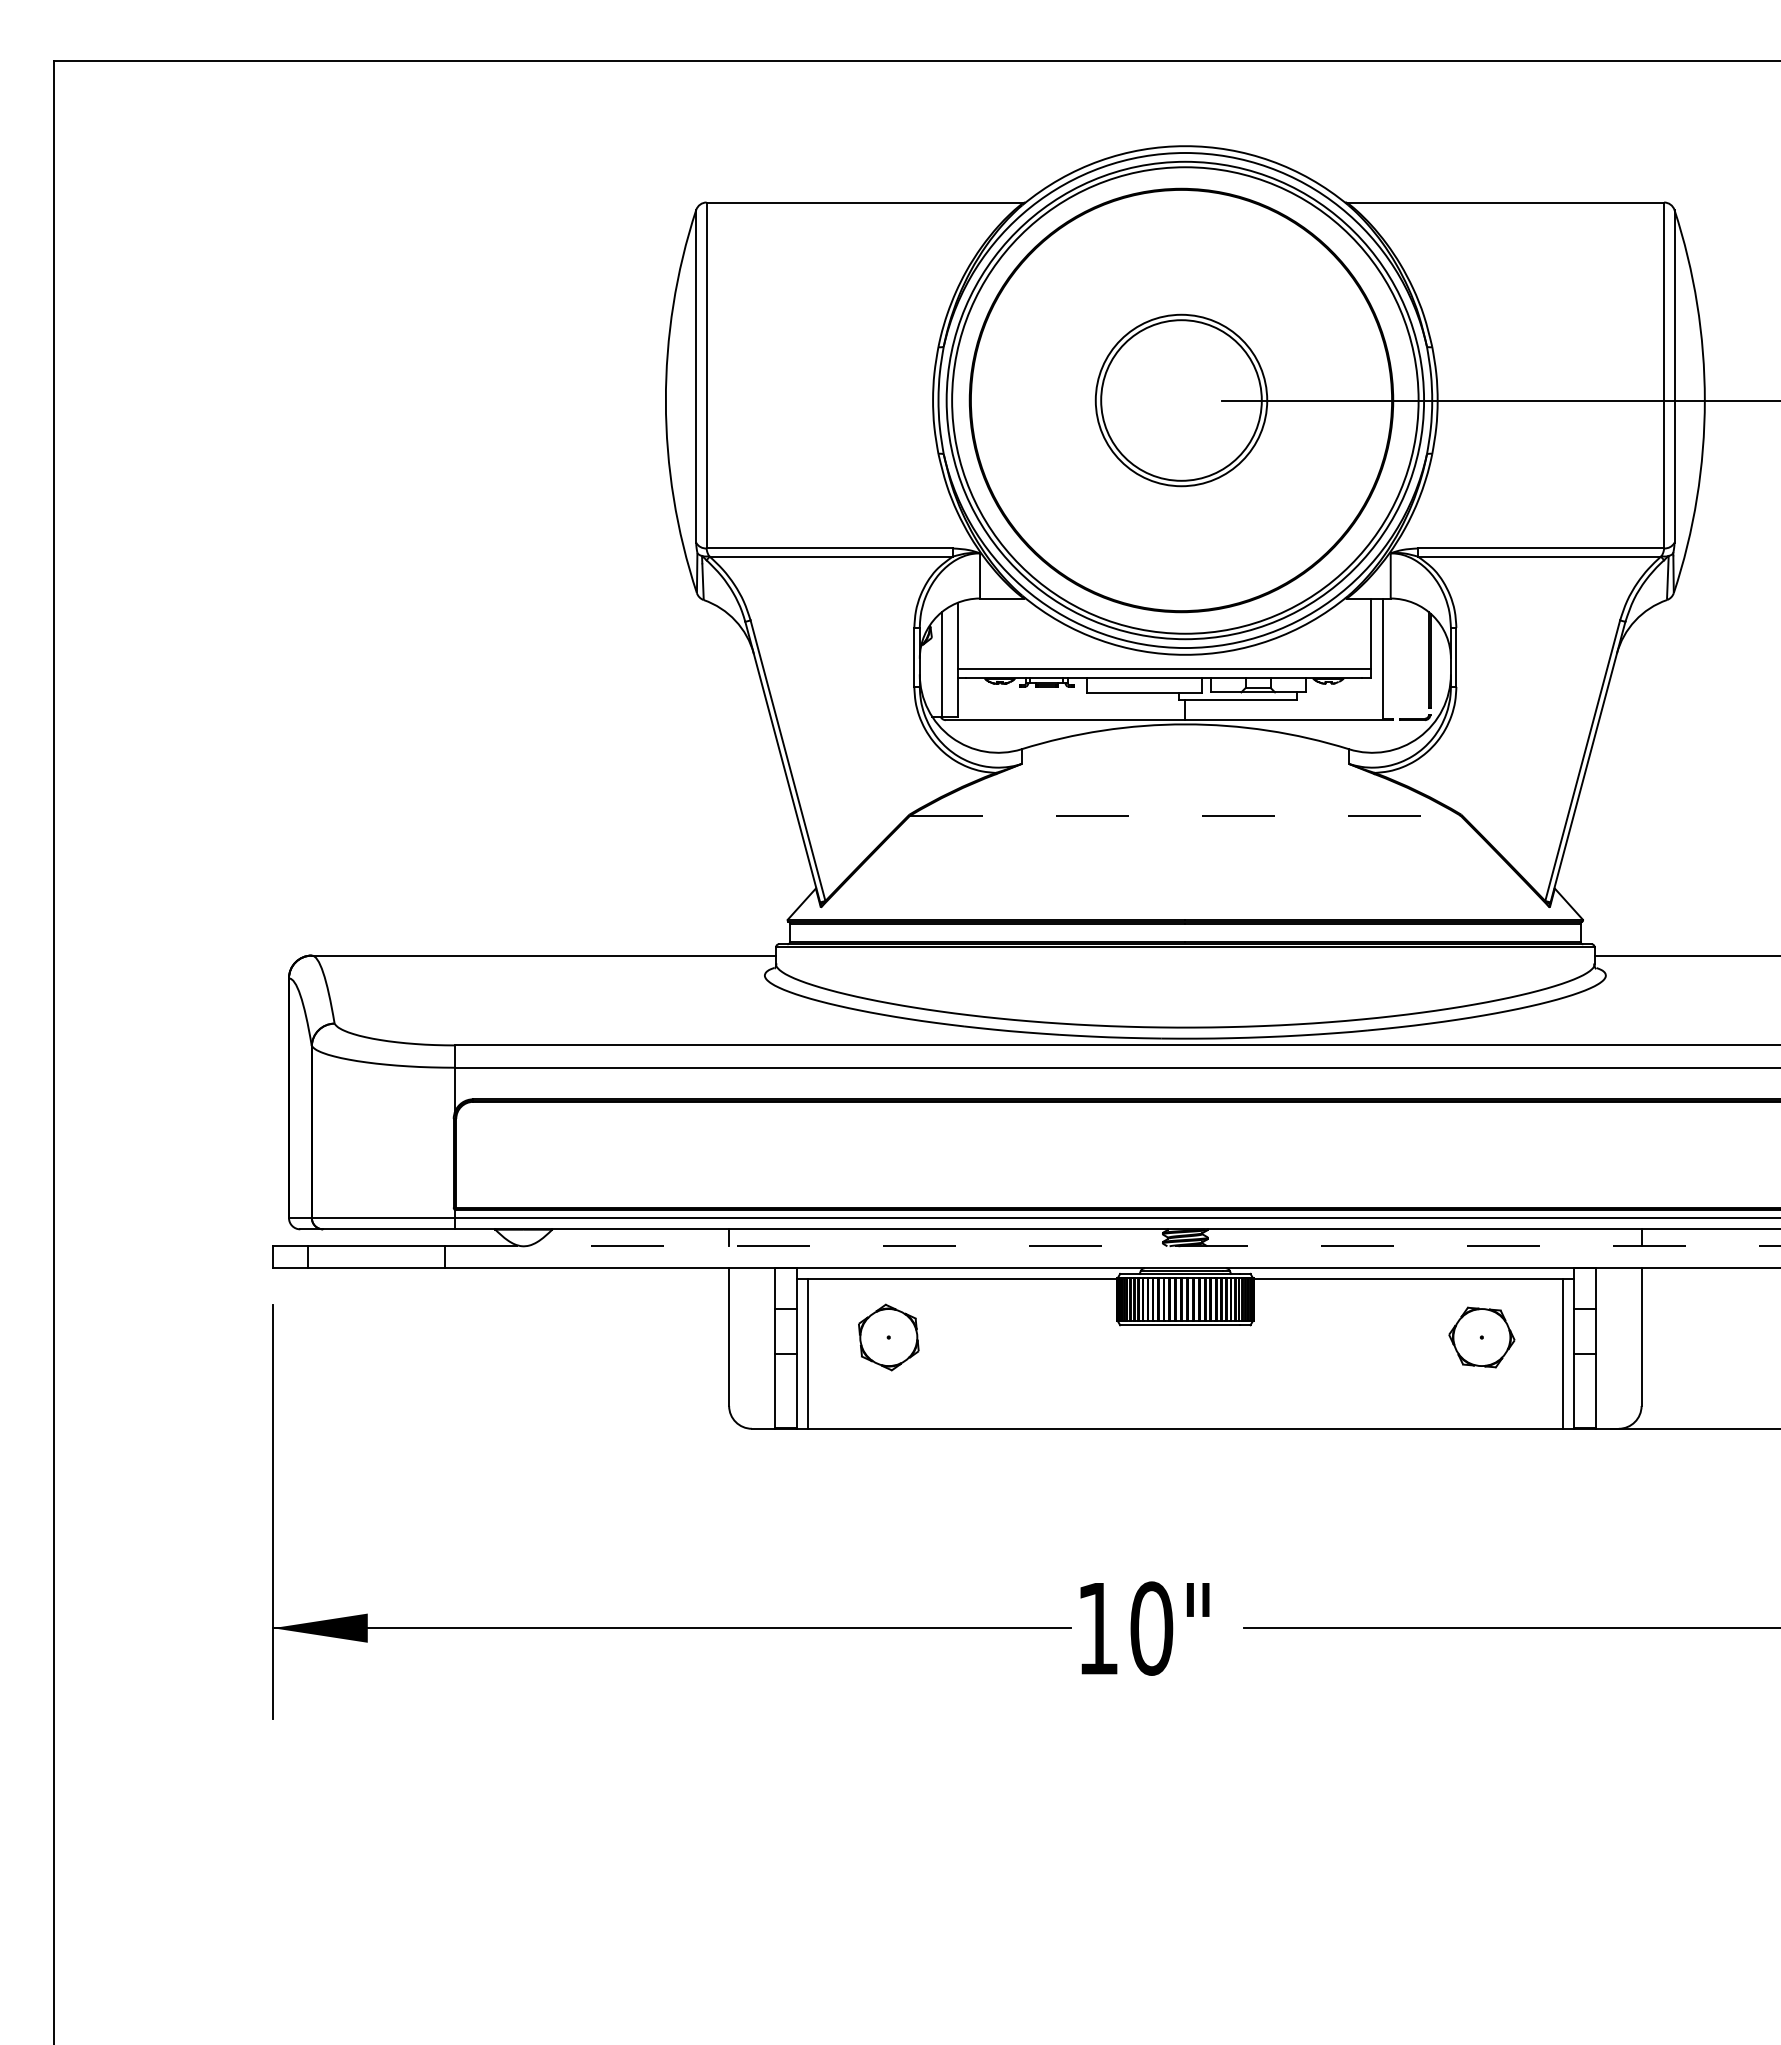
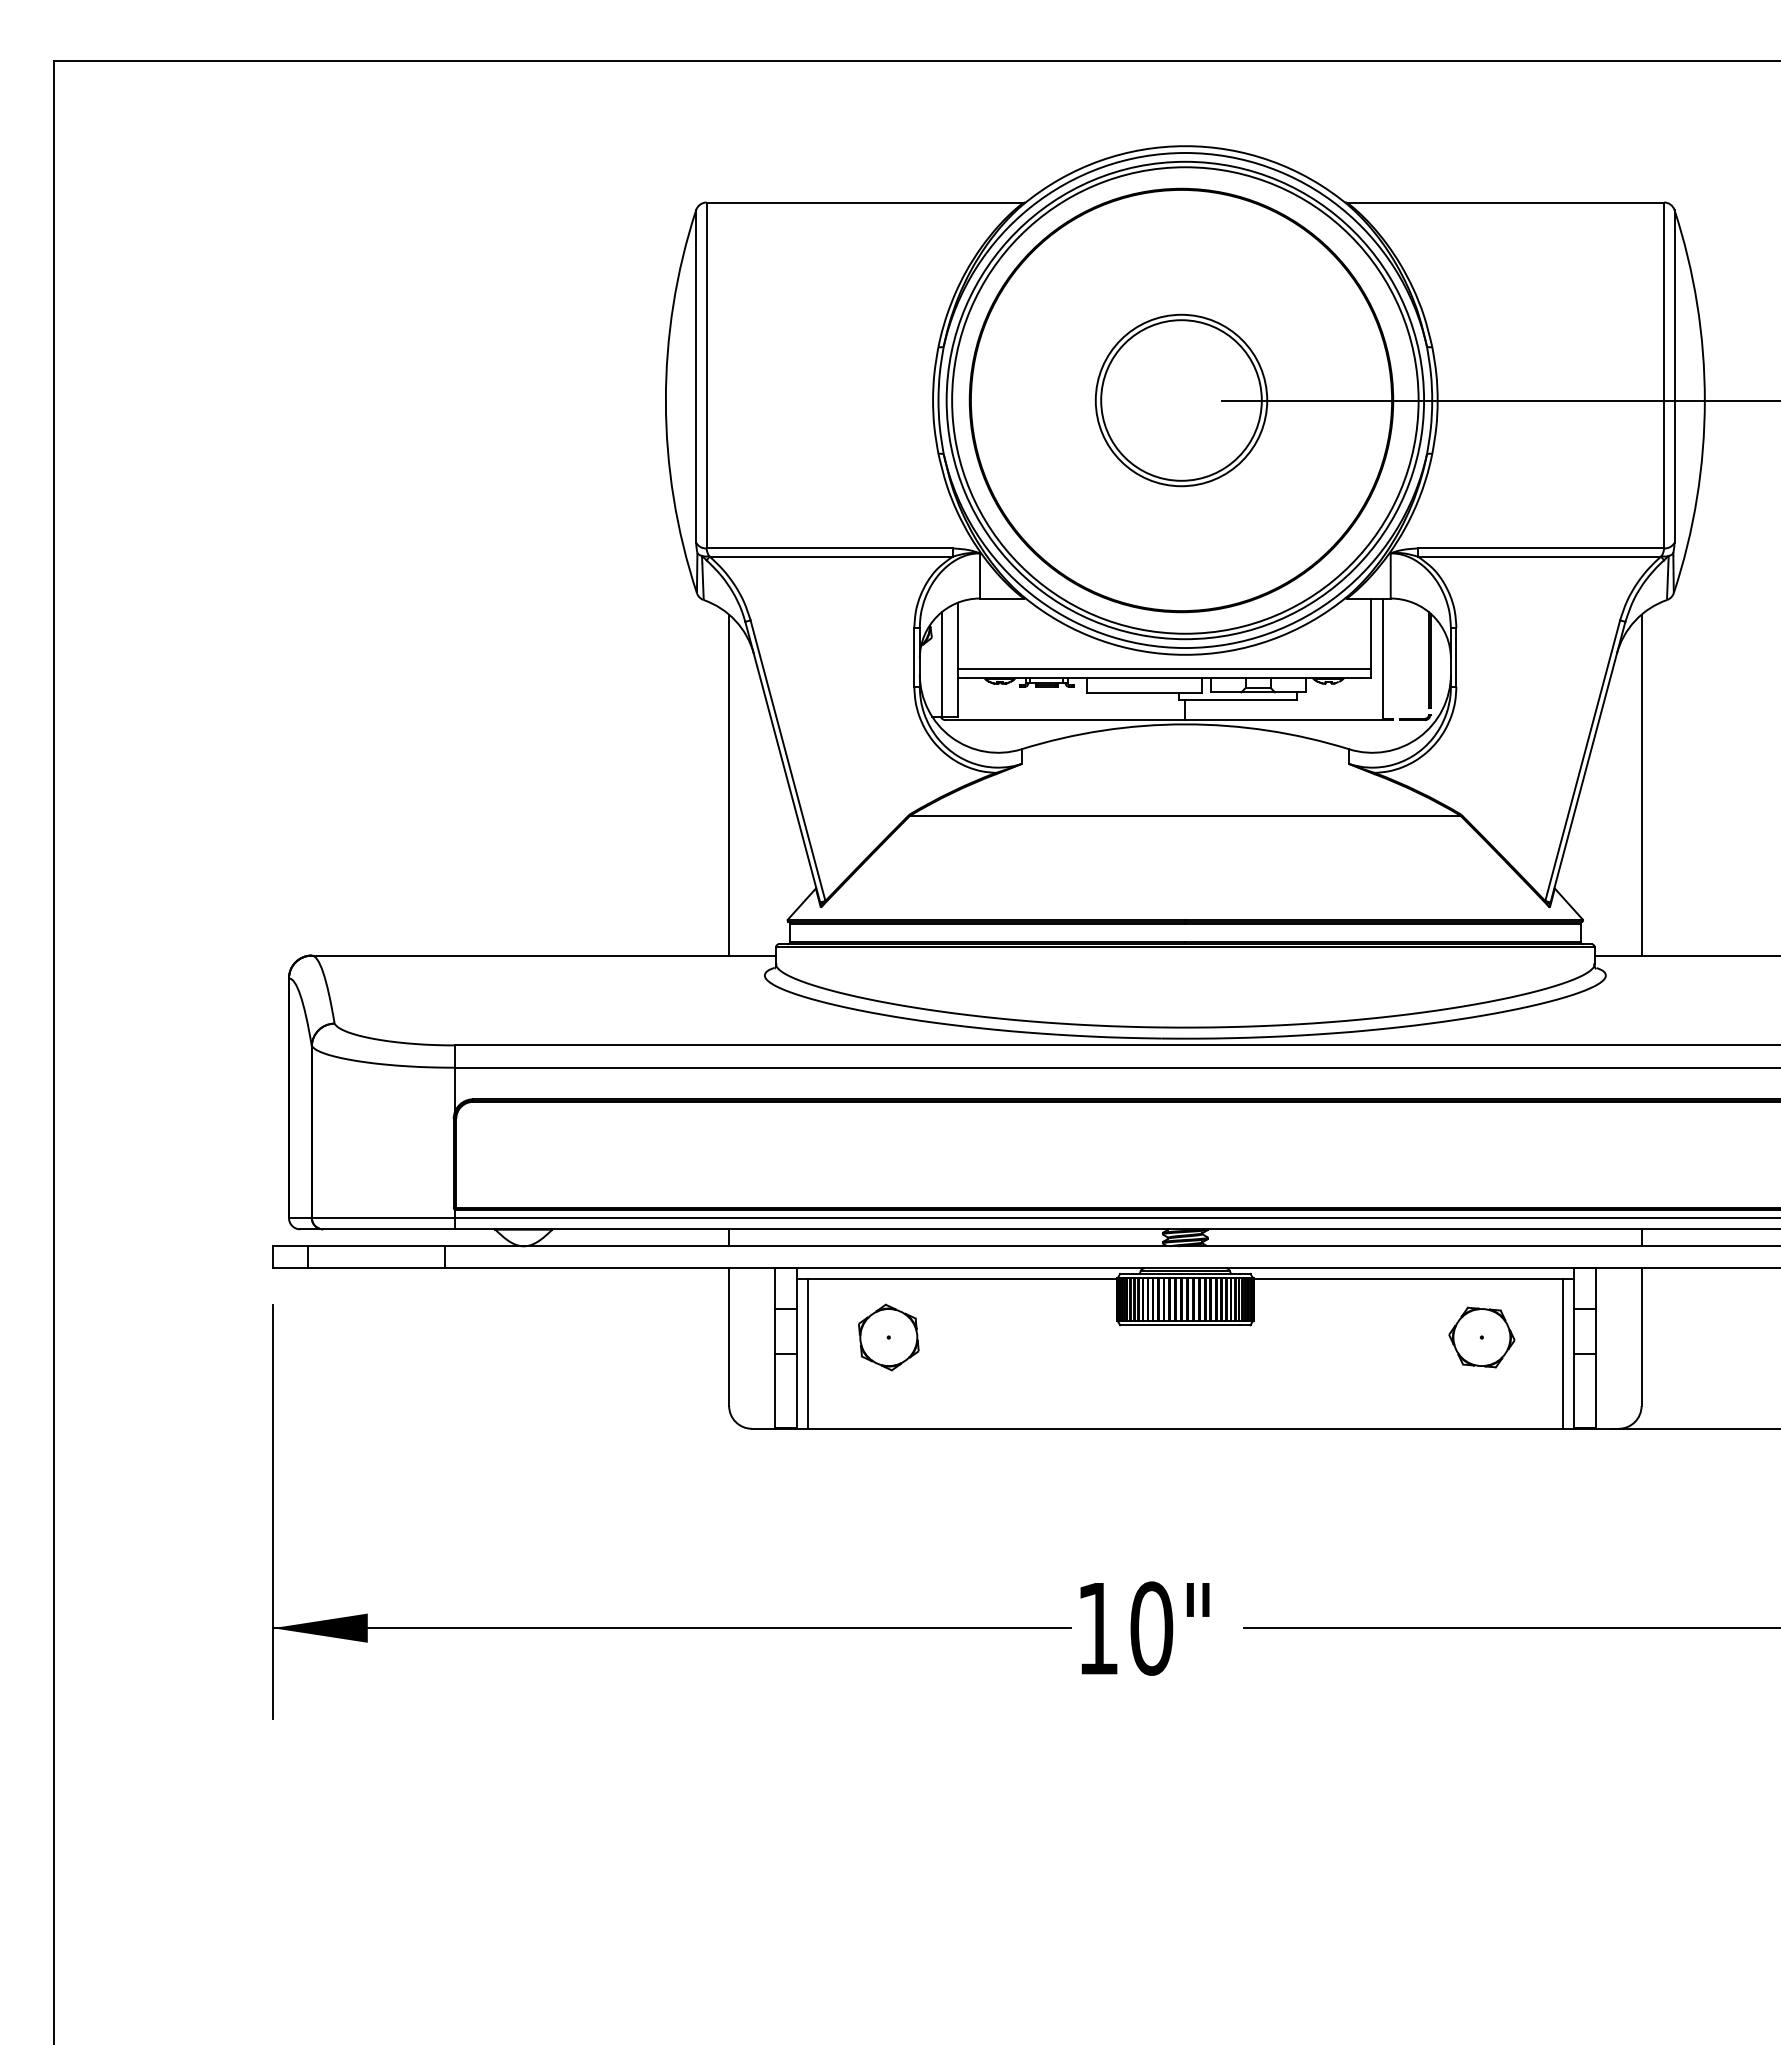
line: none -> present (729, 784)
line: none -> present (1641, 784)
line: dashed -> solid (1185, 815)
line: dashed -> solid (1112, 1246)
